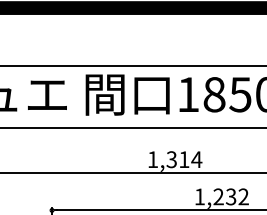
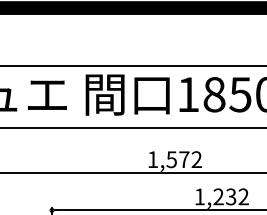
text: 1,314 -> 1,572 (184, 159)
